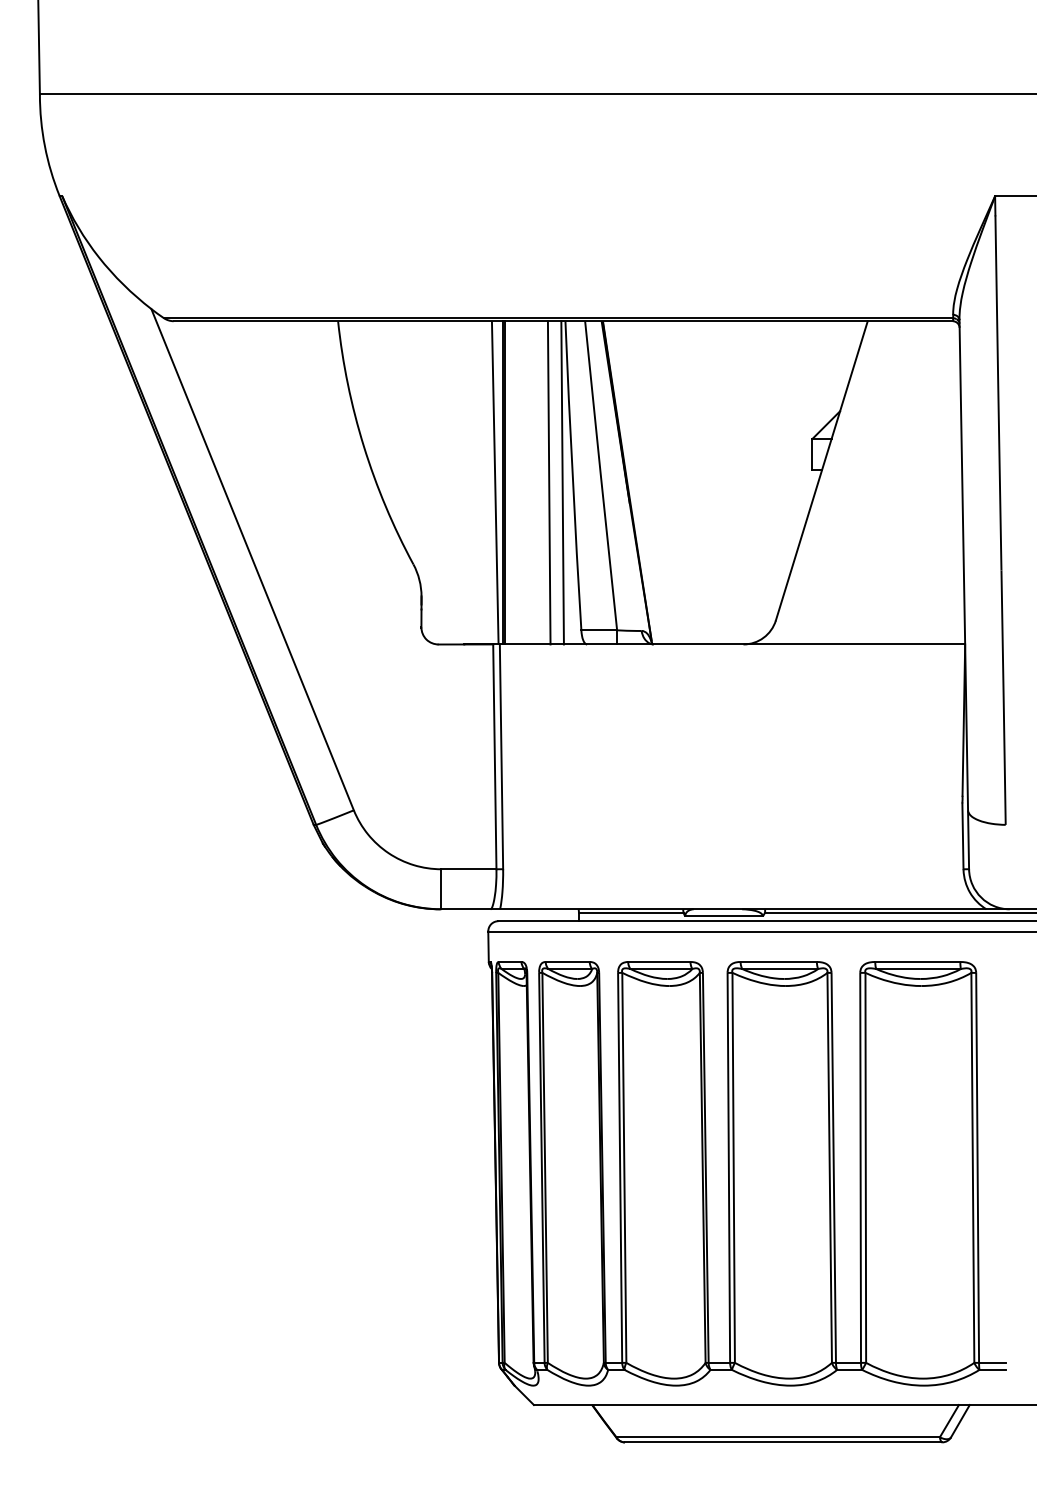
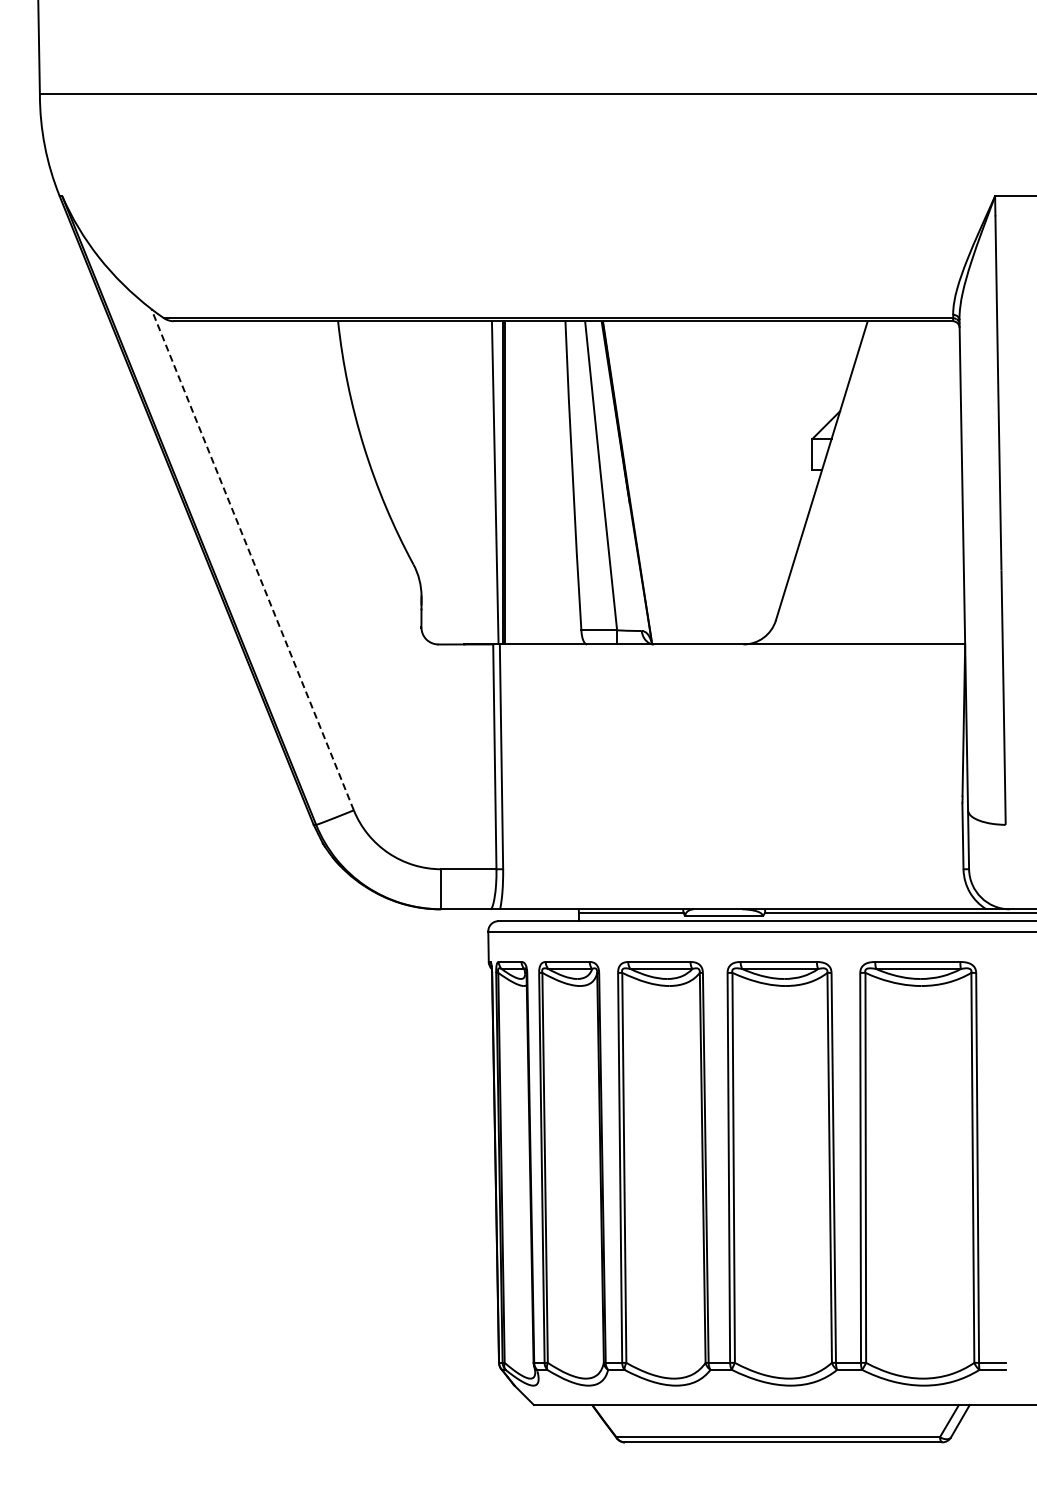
line: present -> none (548, 482)
line: present -> none (562, 482)
line: solid -> dashed (252, 559)
